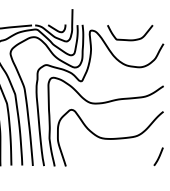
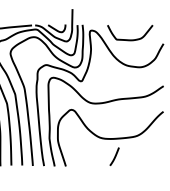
line position: (158, 156) -> (114, 156) (114, 156)
